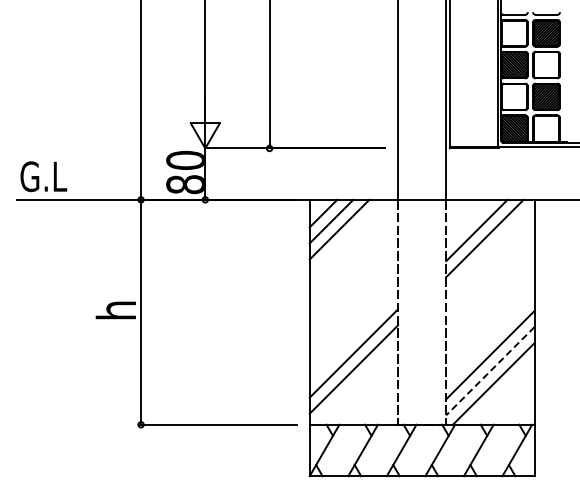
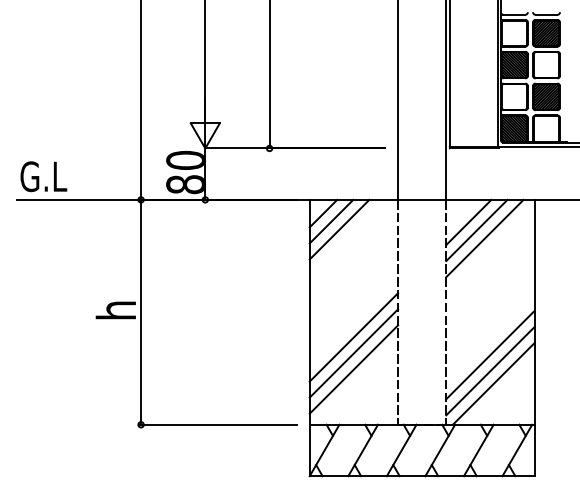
line: none -> present (468, 222)
line: none -> present (353, 337)
line: dashed -> solid (490, 371)
